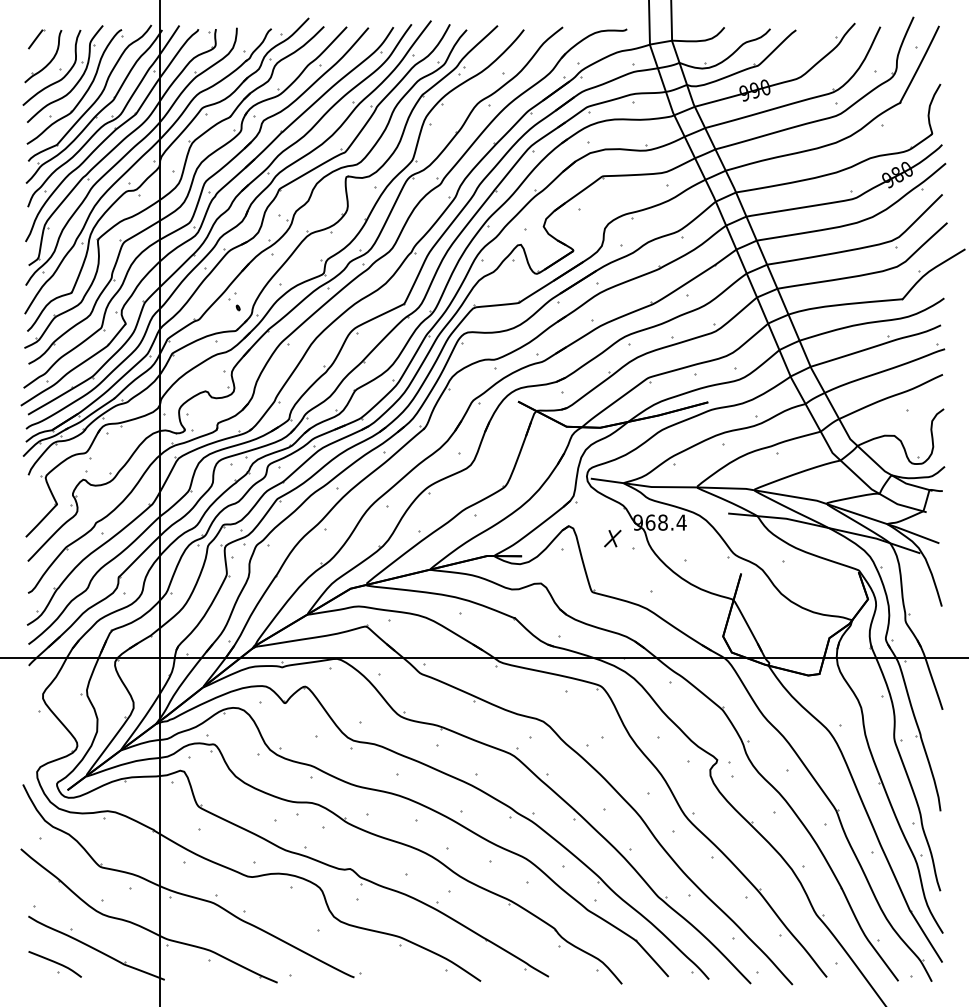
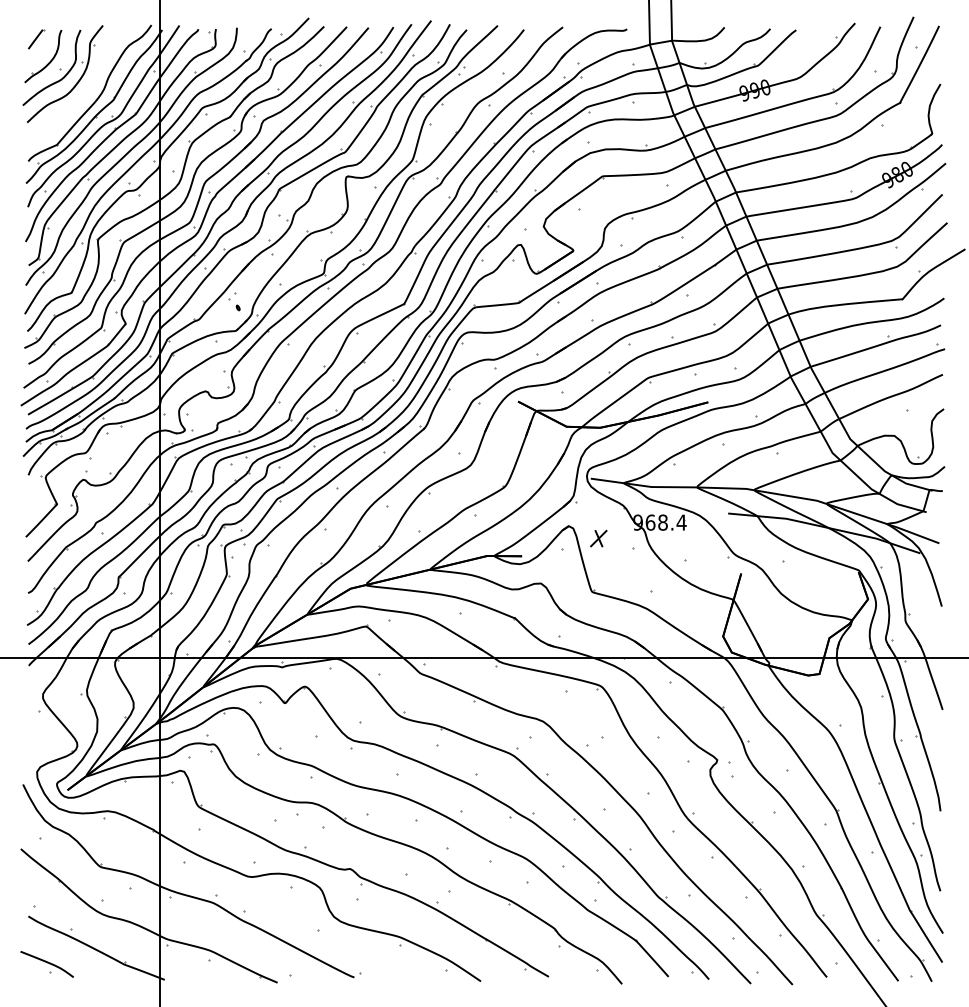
part: present -> none (83, 94)
part position: (612, 538) -> (598, 538) (598, 538)
part position: (54, 964) -> (46, 964) (46, 964)
